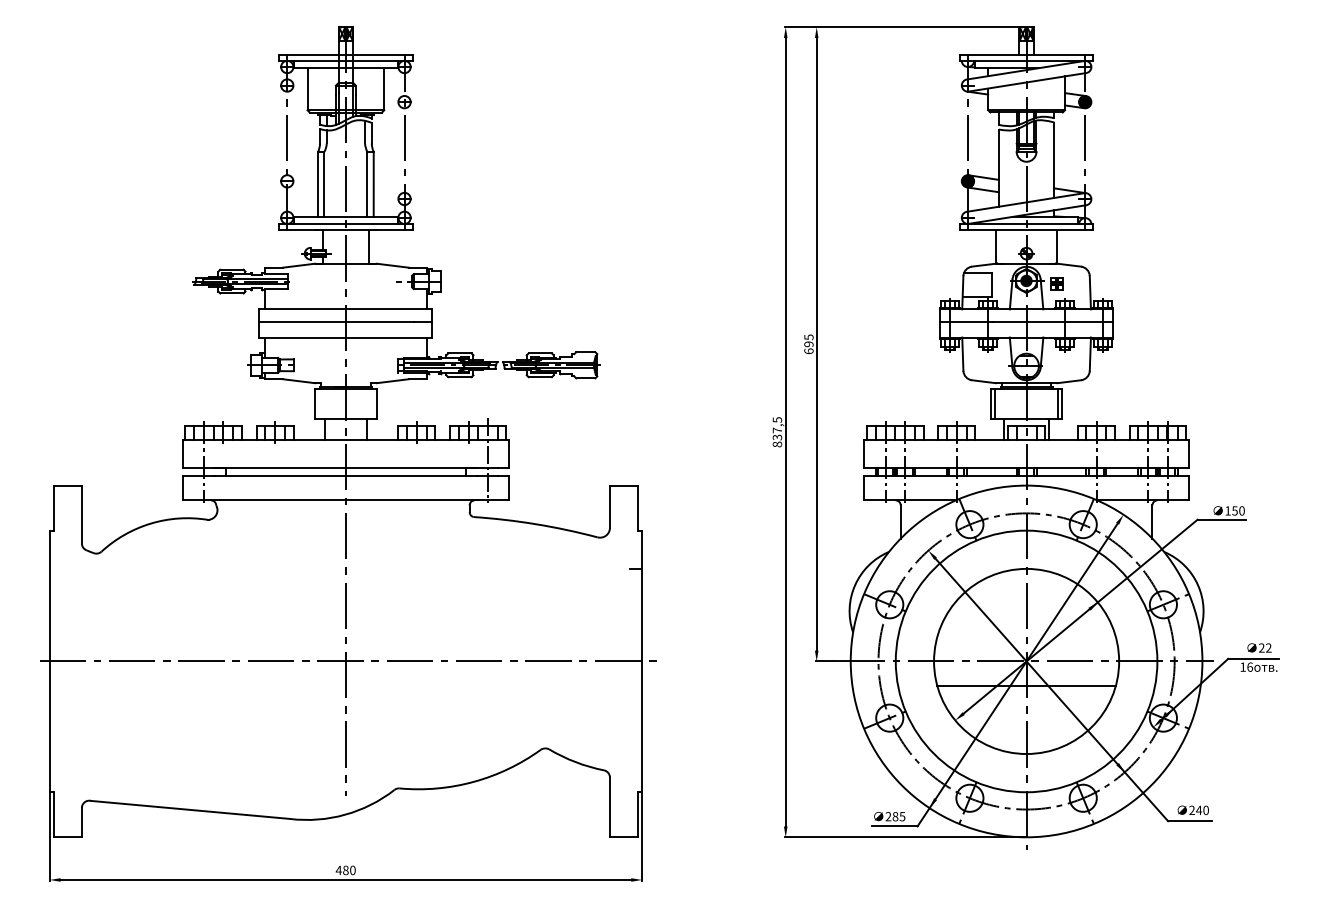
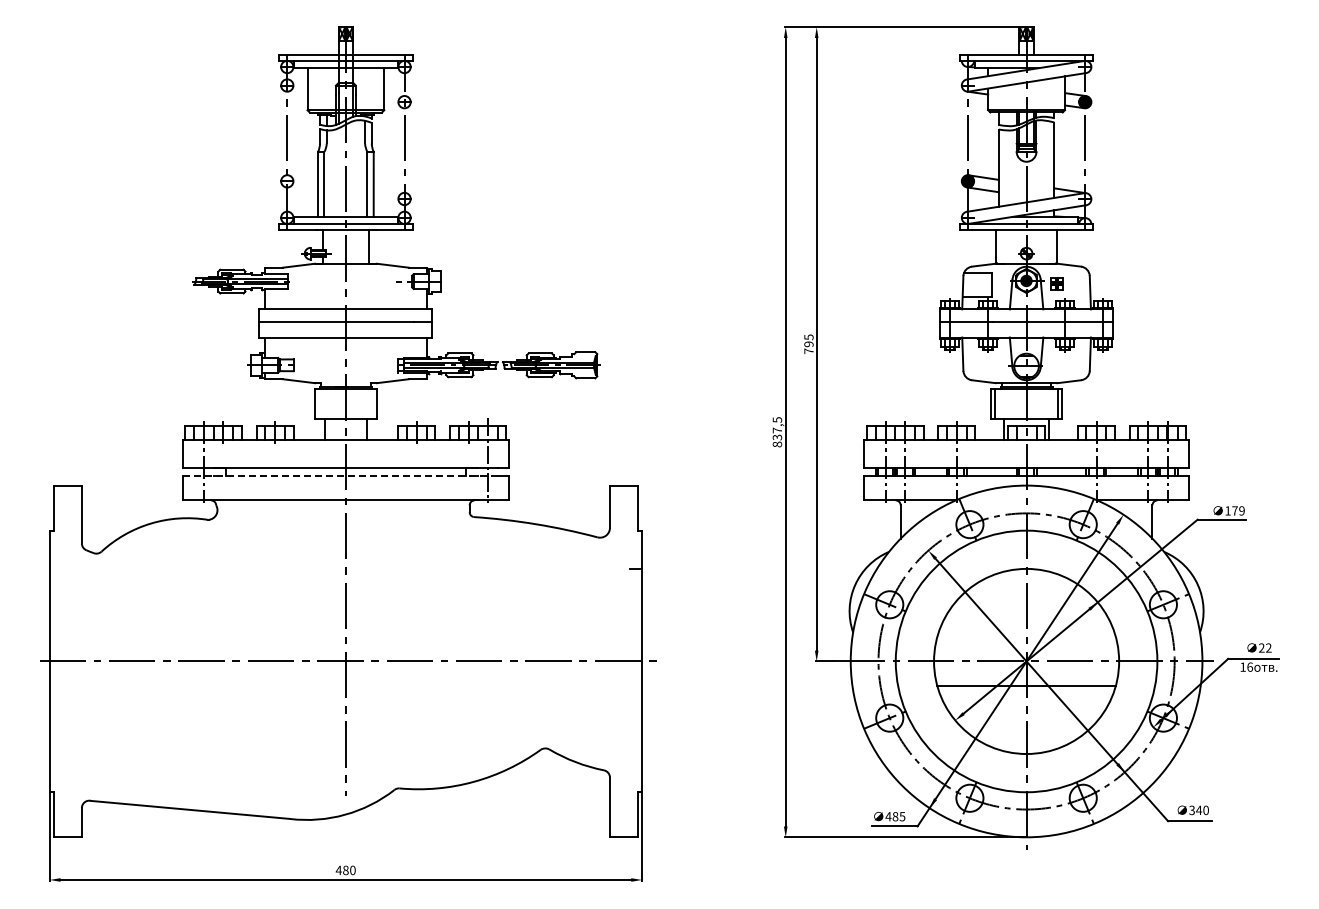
text: 695 -> 795 (808, 351)
line: solid -> dashed (339, 475)
text: 150 -> 179 (1238, 510)
text: 240 -> 340 (1191, 811)
text: 285 -> 485 (888, 816)
